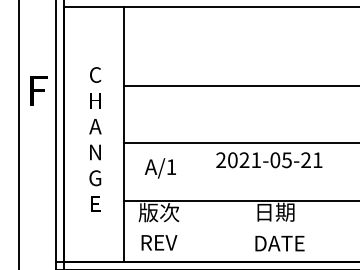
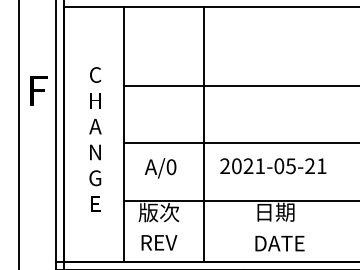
line: none -> present (203, 134)
text position: (269, 160) -> (273, 166) (273, 166)
text: A/1 -> A/0 (171, 167)
